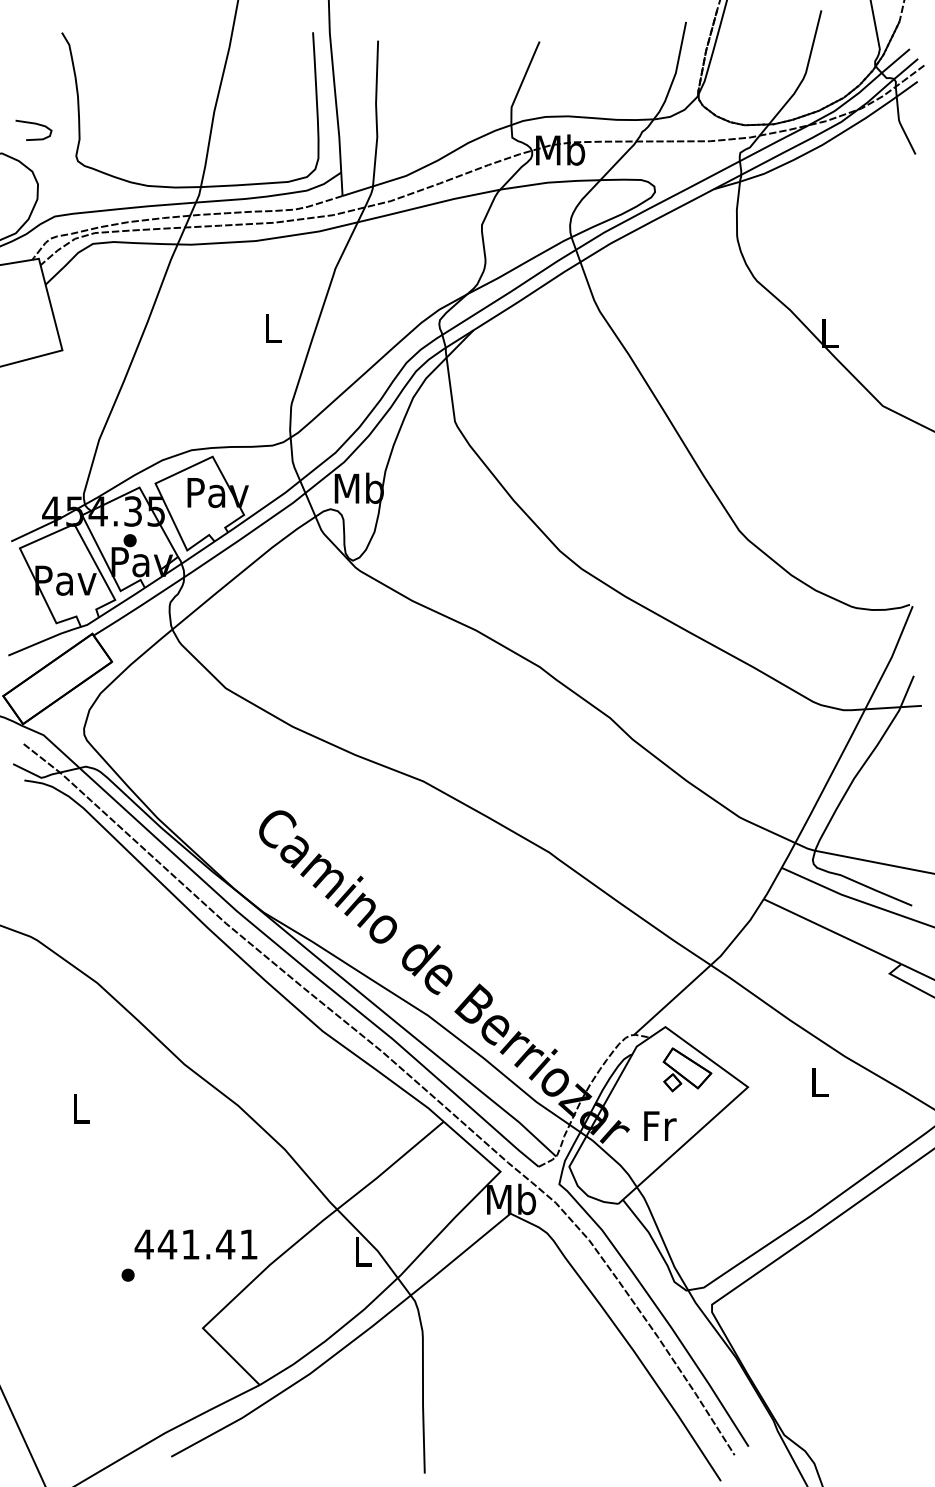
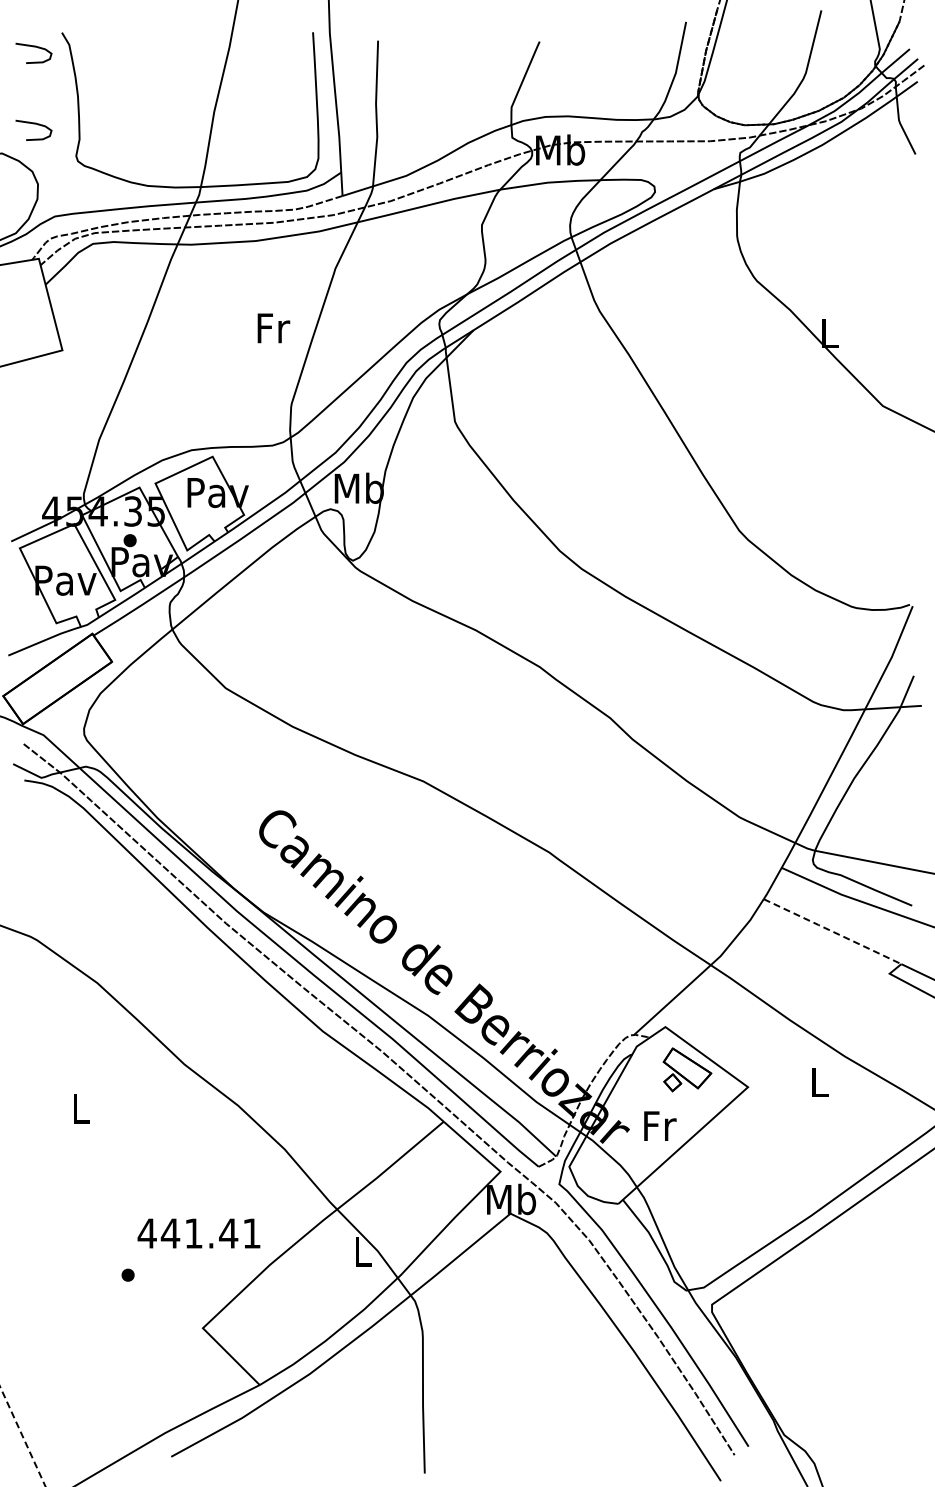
curve: none -> present (33, 47)
text: L -> Fr (273, 328)
line: solid -> dashed (832, 931)
text position: (195, 1244) -> (198, 1233) (198, 1233)
line: solid -> dashed (23, 1437)
